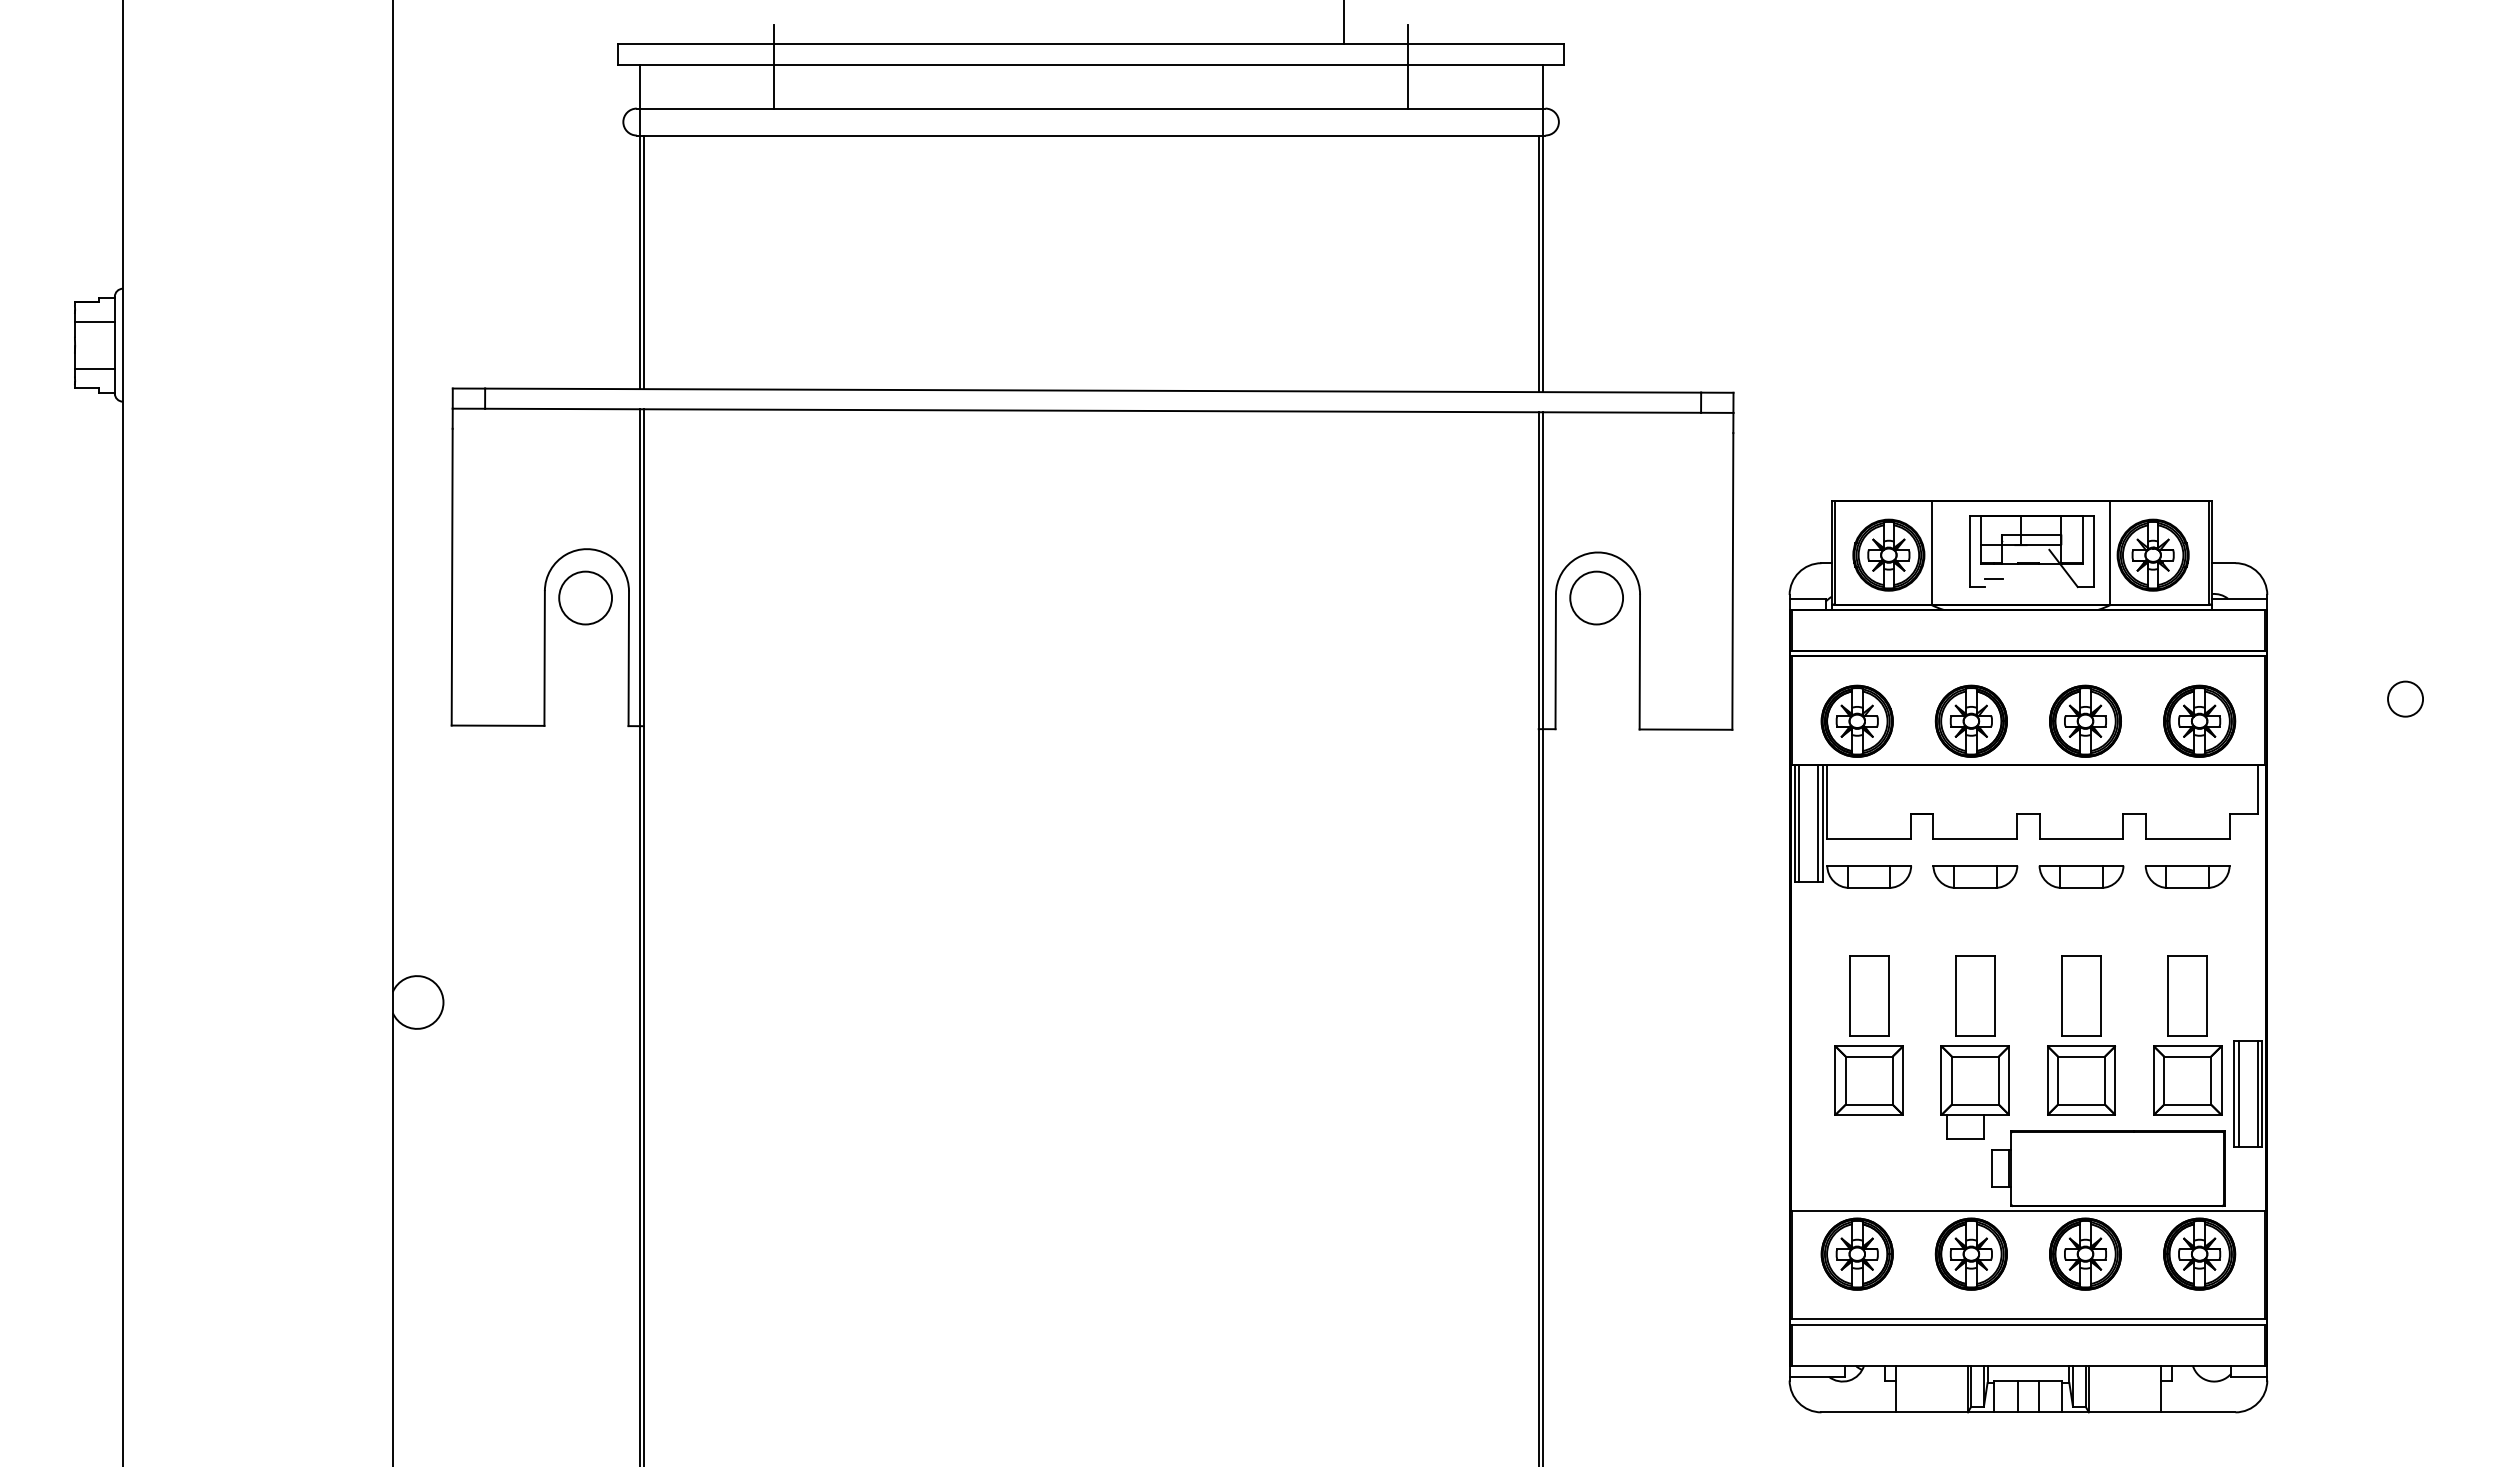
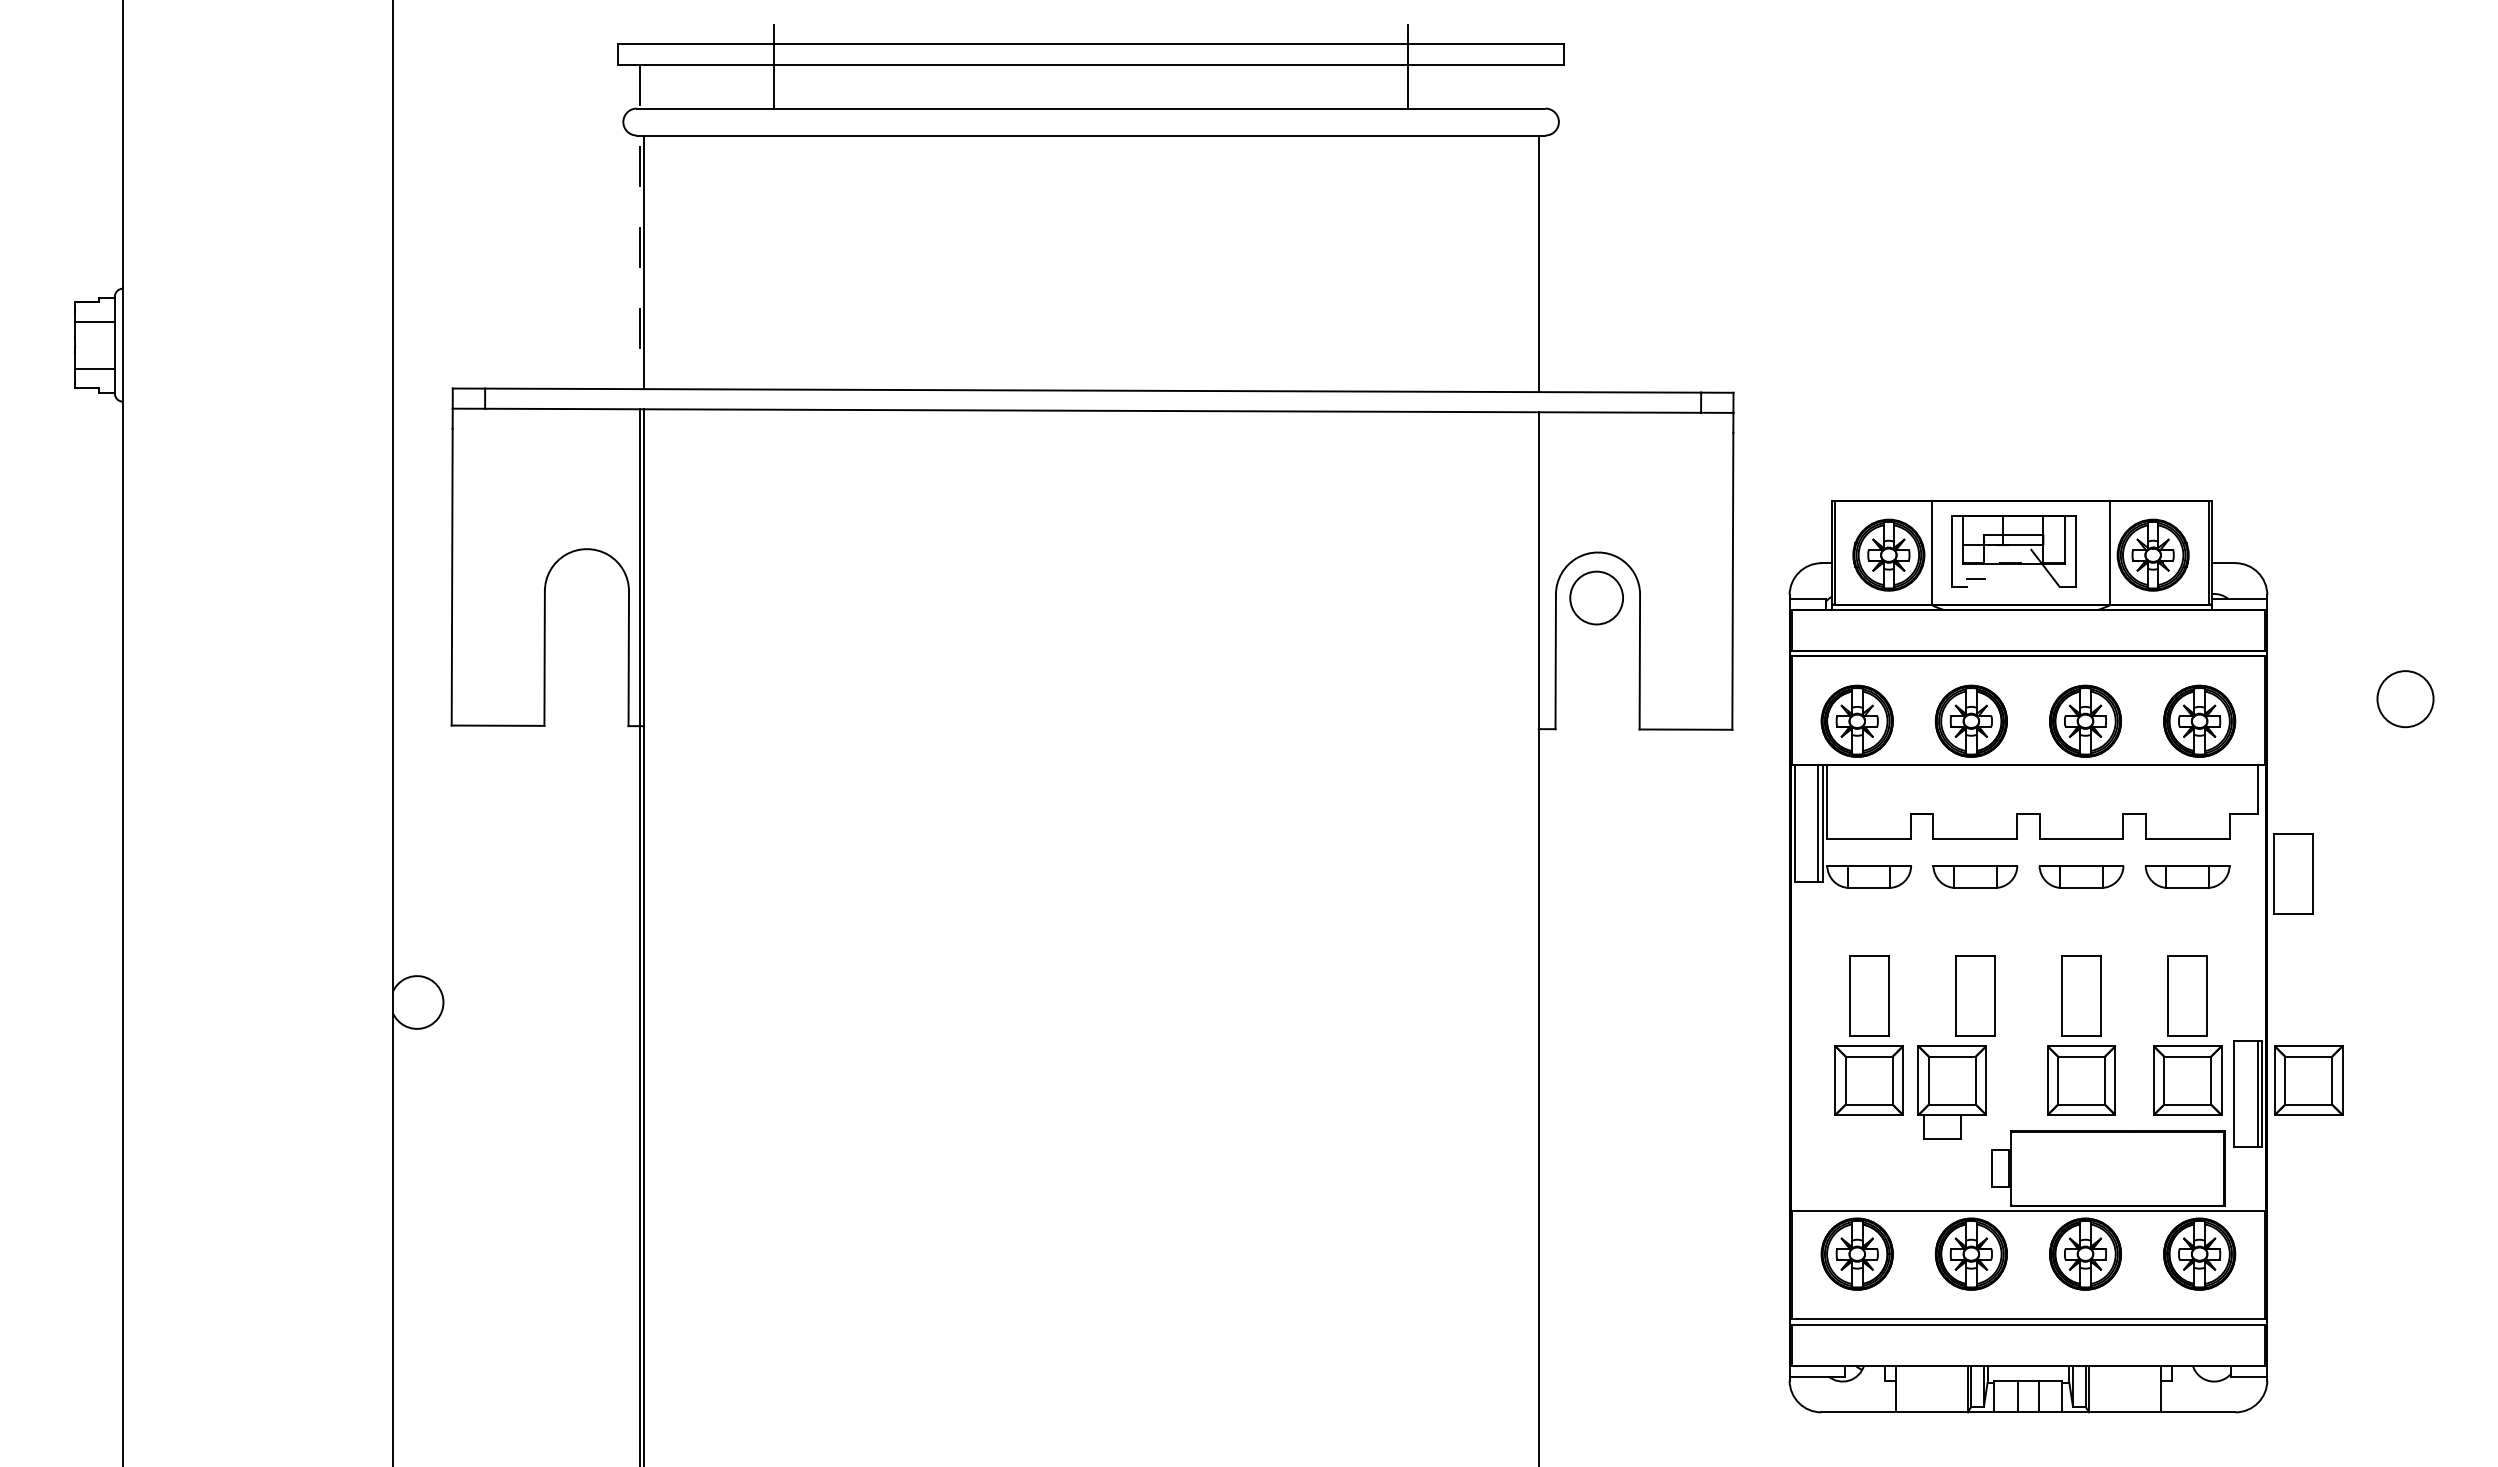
line: present -> none (1344, 22)
line: solid -> dashed (639, 227)
line: present -> none (1542, 228)
part position: (2031, 551) -> (2013, 551) (2013, 551)
circle: present -> none (585, 597)
circle diameter: 35 px -> 56 px (2405, 699)
line: present -> none (1799, 822)
part: none -> present (2293, 873)
line: present -> none (1542, 937)
part: none -> present (2308, 1080)
part position: (1974, 1092) -> (1951, 1092) (1951, 1092)
line: present -> none (2238, 1094)
